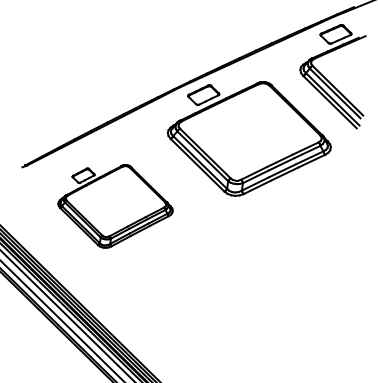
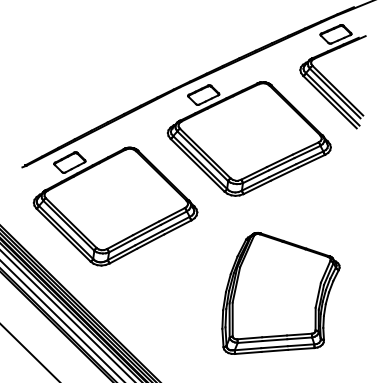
part size: 117x85 px -> 167x121 px (115, 206)
part: none -> present (280, 293)
line: none -> present (29, 352)
